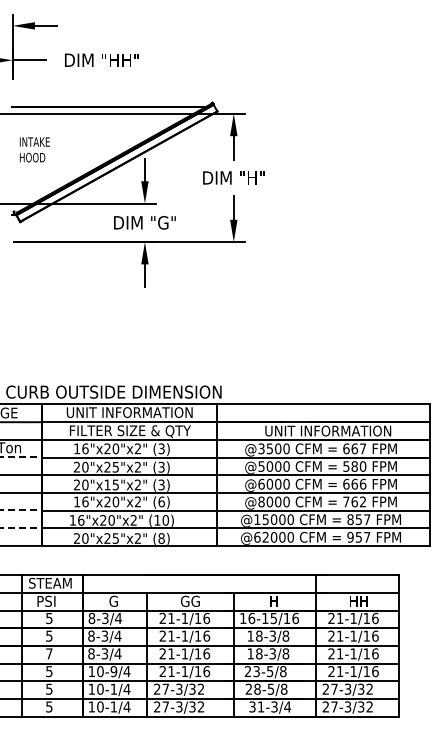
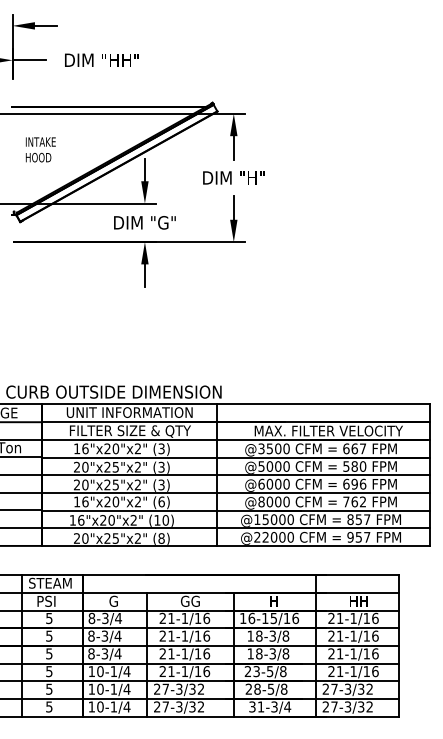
text position: (34, 149) -> (40, 149) (40, 149)
text: UNIT INFORMATION -> MAX. FILTER VELOCITY (328, 430)
line: dashed -> solid (21, 457)
text: 666 -> 696 (354, 483)
text: 20"x15"x2" -> 20"x25"x2" (107, 484)
line: dashed -> solid (21, 510)
line: dashed -> solid (21, 528)
text: @62000 -> @22000 (257, 536)
text: 7 -> 5 (49, 653)
text: 10-9/4 -> 10-1/4 (113, 671)
